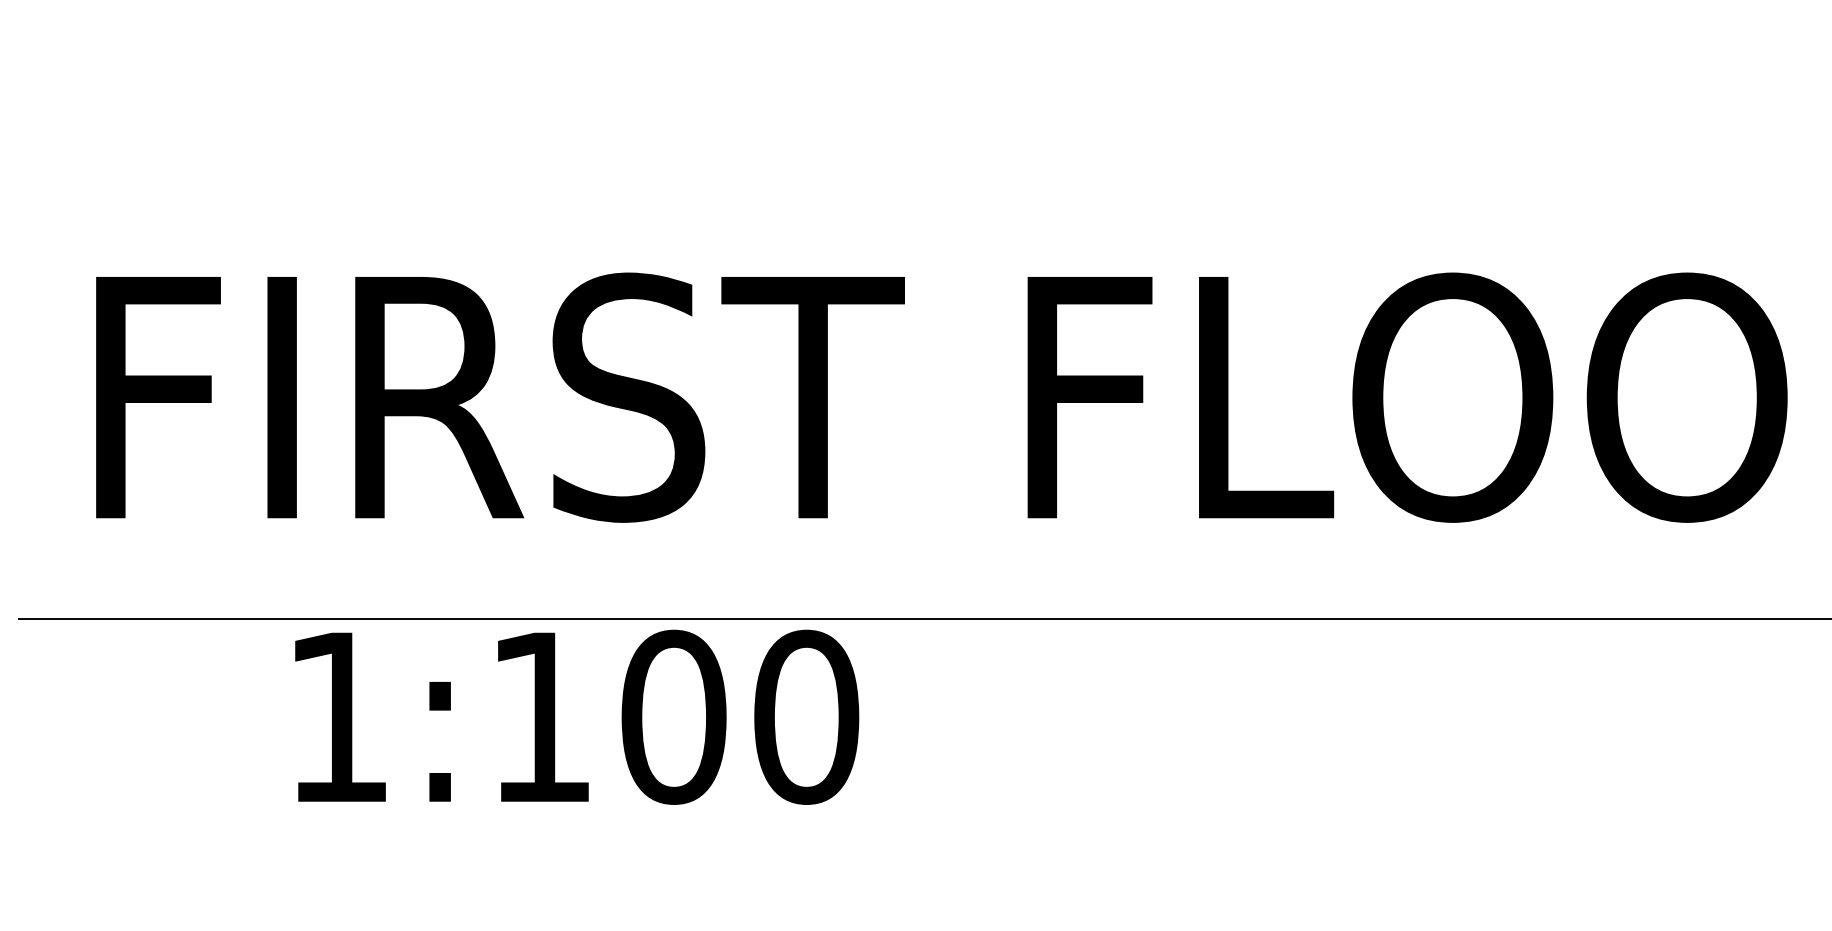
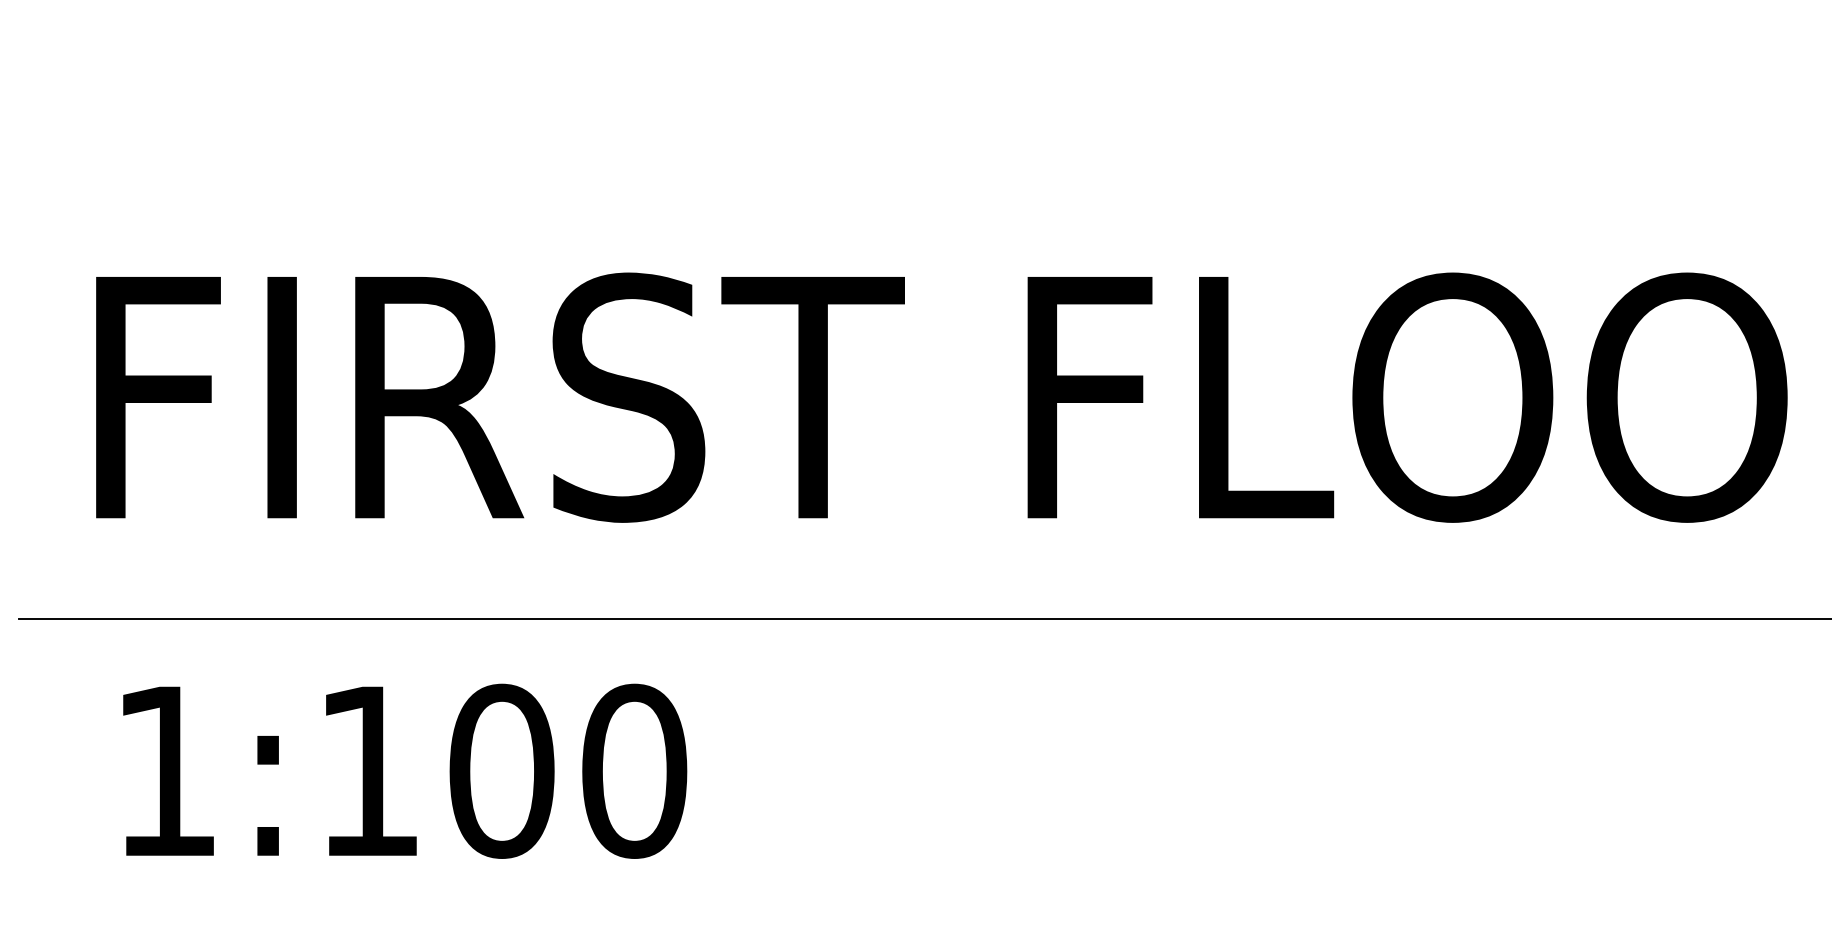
text position: (577, 716) -> (405, 770) (405, 770)
